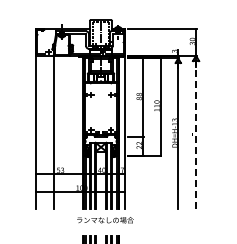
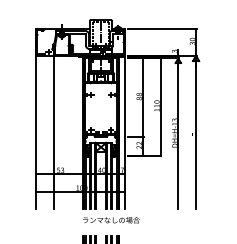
line: dashed -> solid (196, 135)
text position: (105, 220) -> (111, 220) (111, 220)
